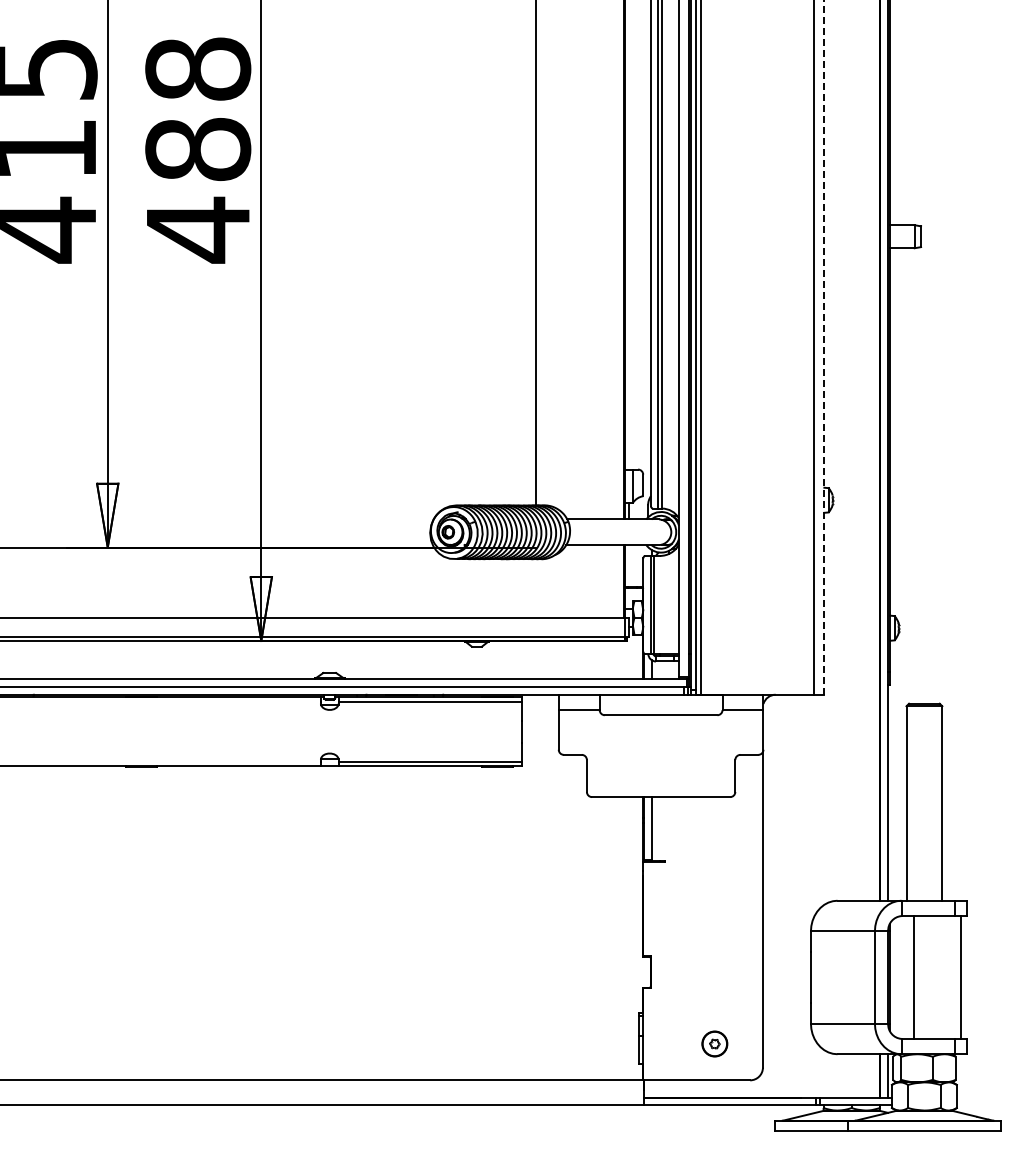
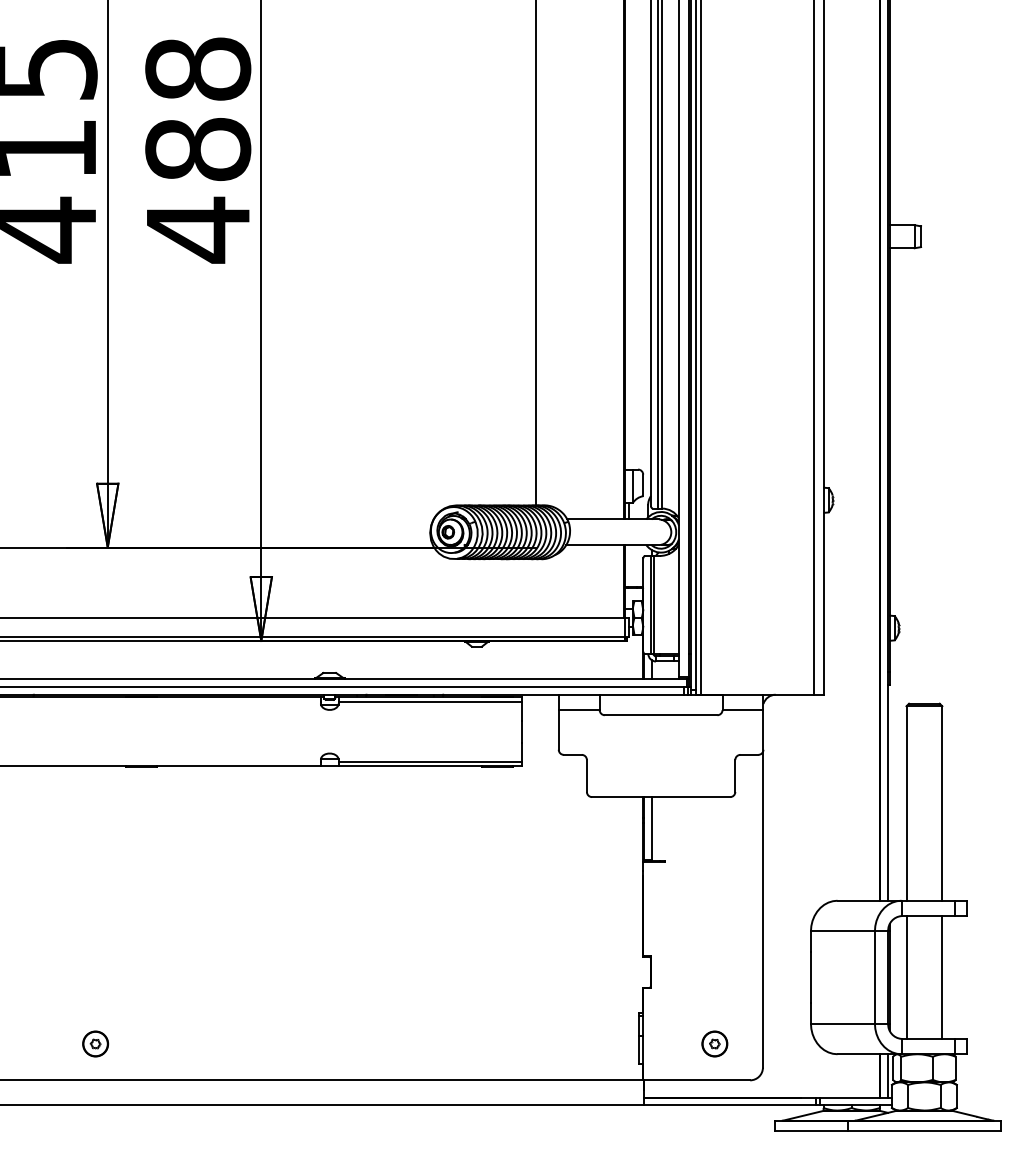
line: dashed -> solid (824, 347)
line position: (913, 977) -> (906, 977) (906, 977)
line position: (961, 977) -> (942, 977) (942, 977)
part: none -> present (95, 1043)
